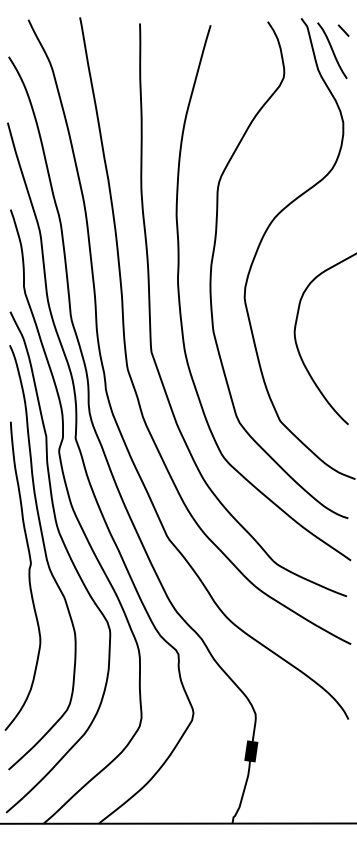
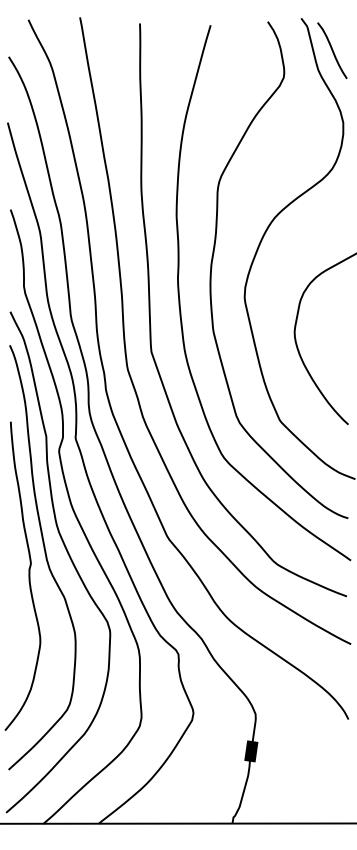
line: present -> none (343, 30)
